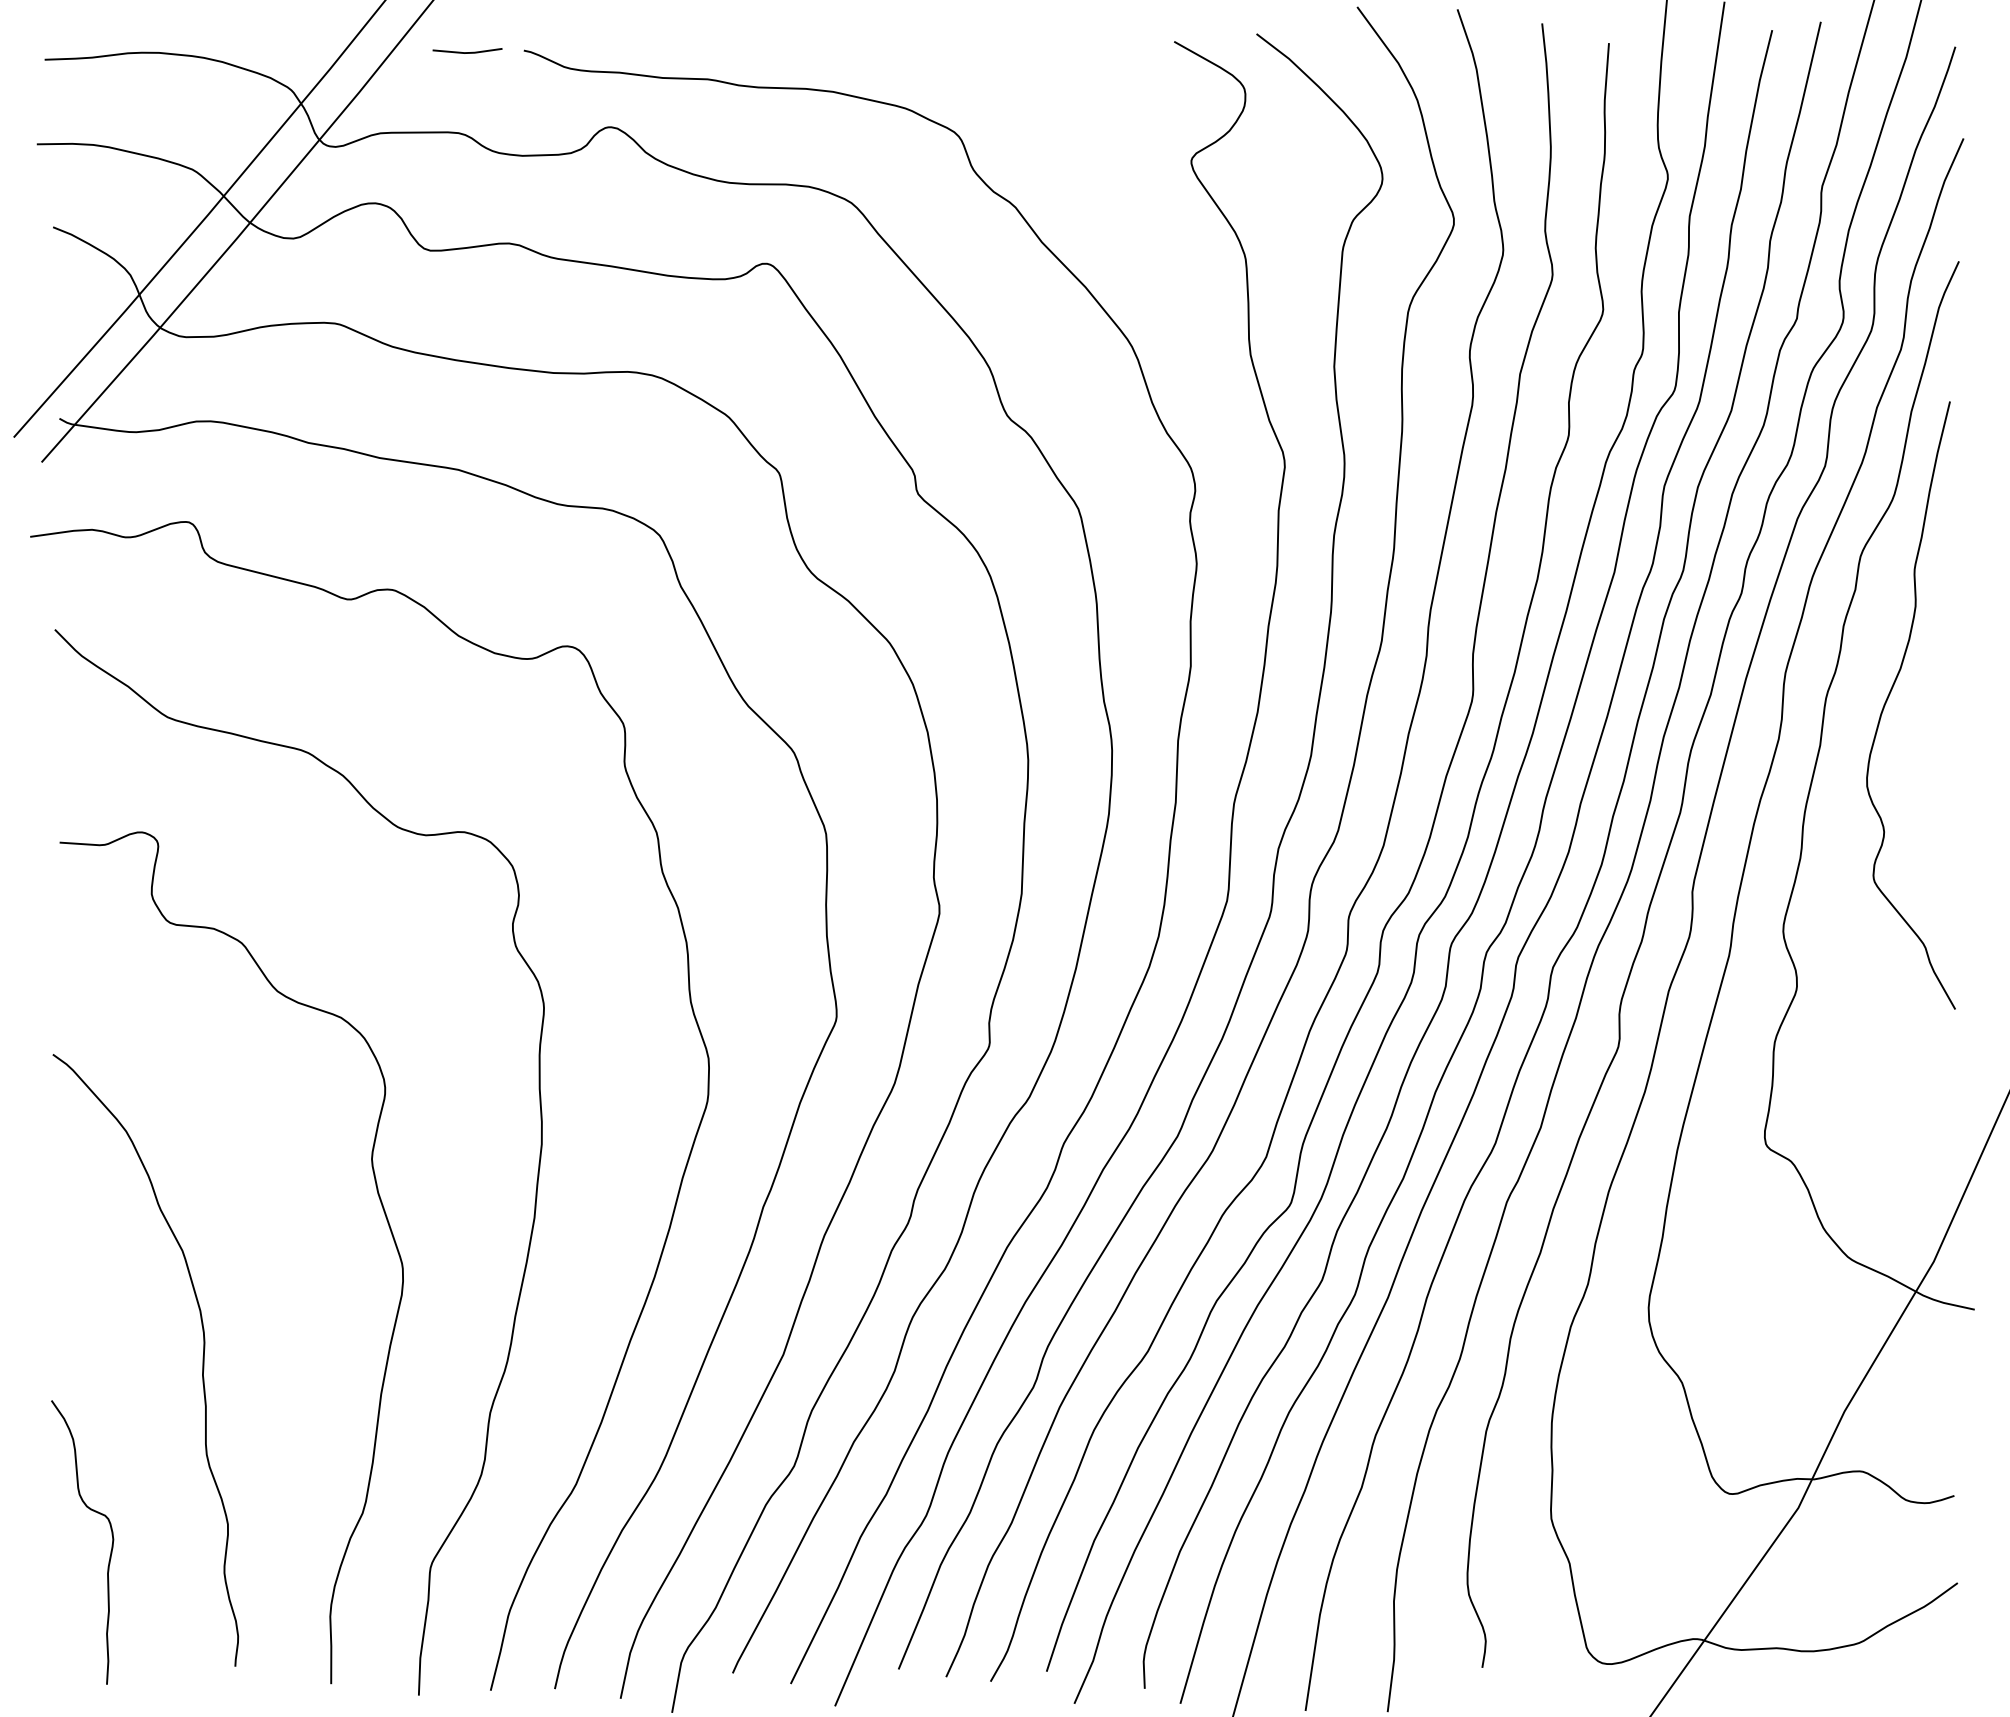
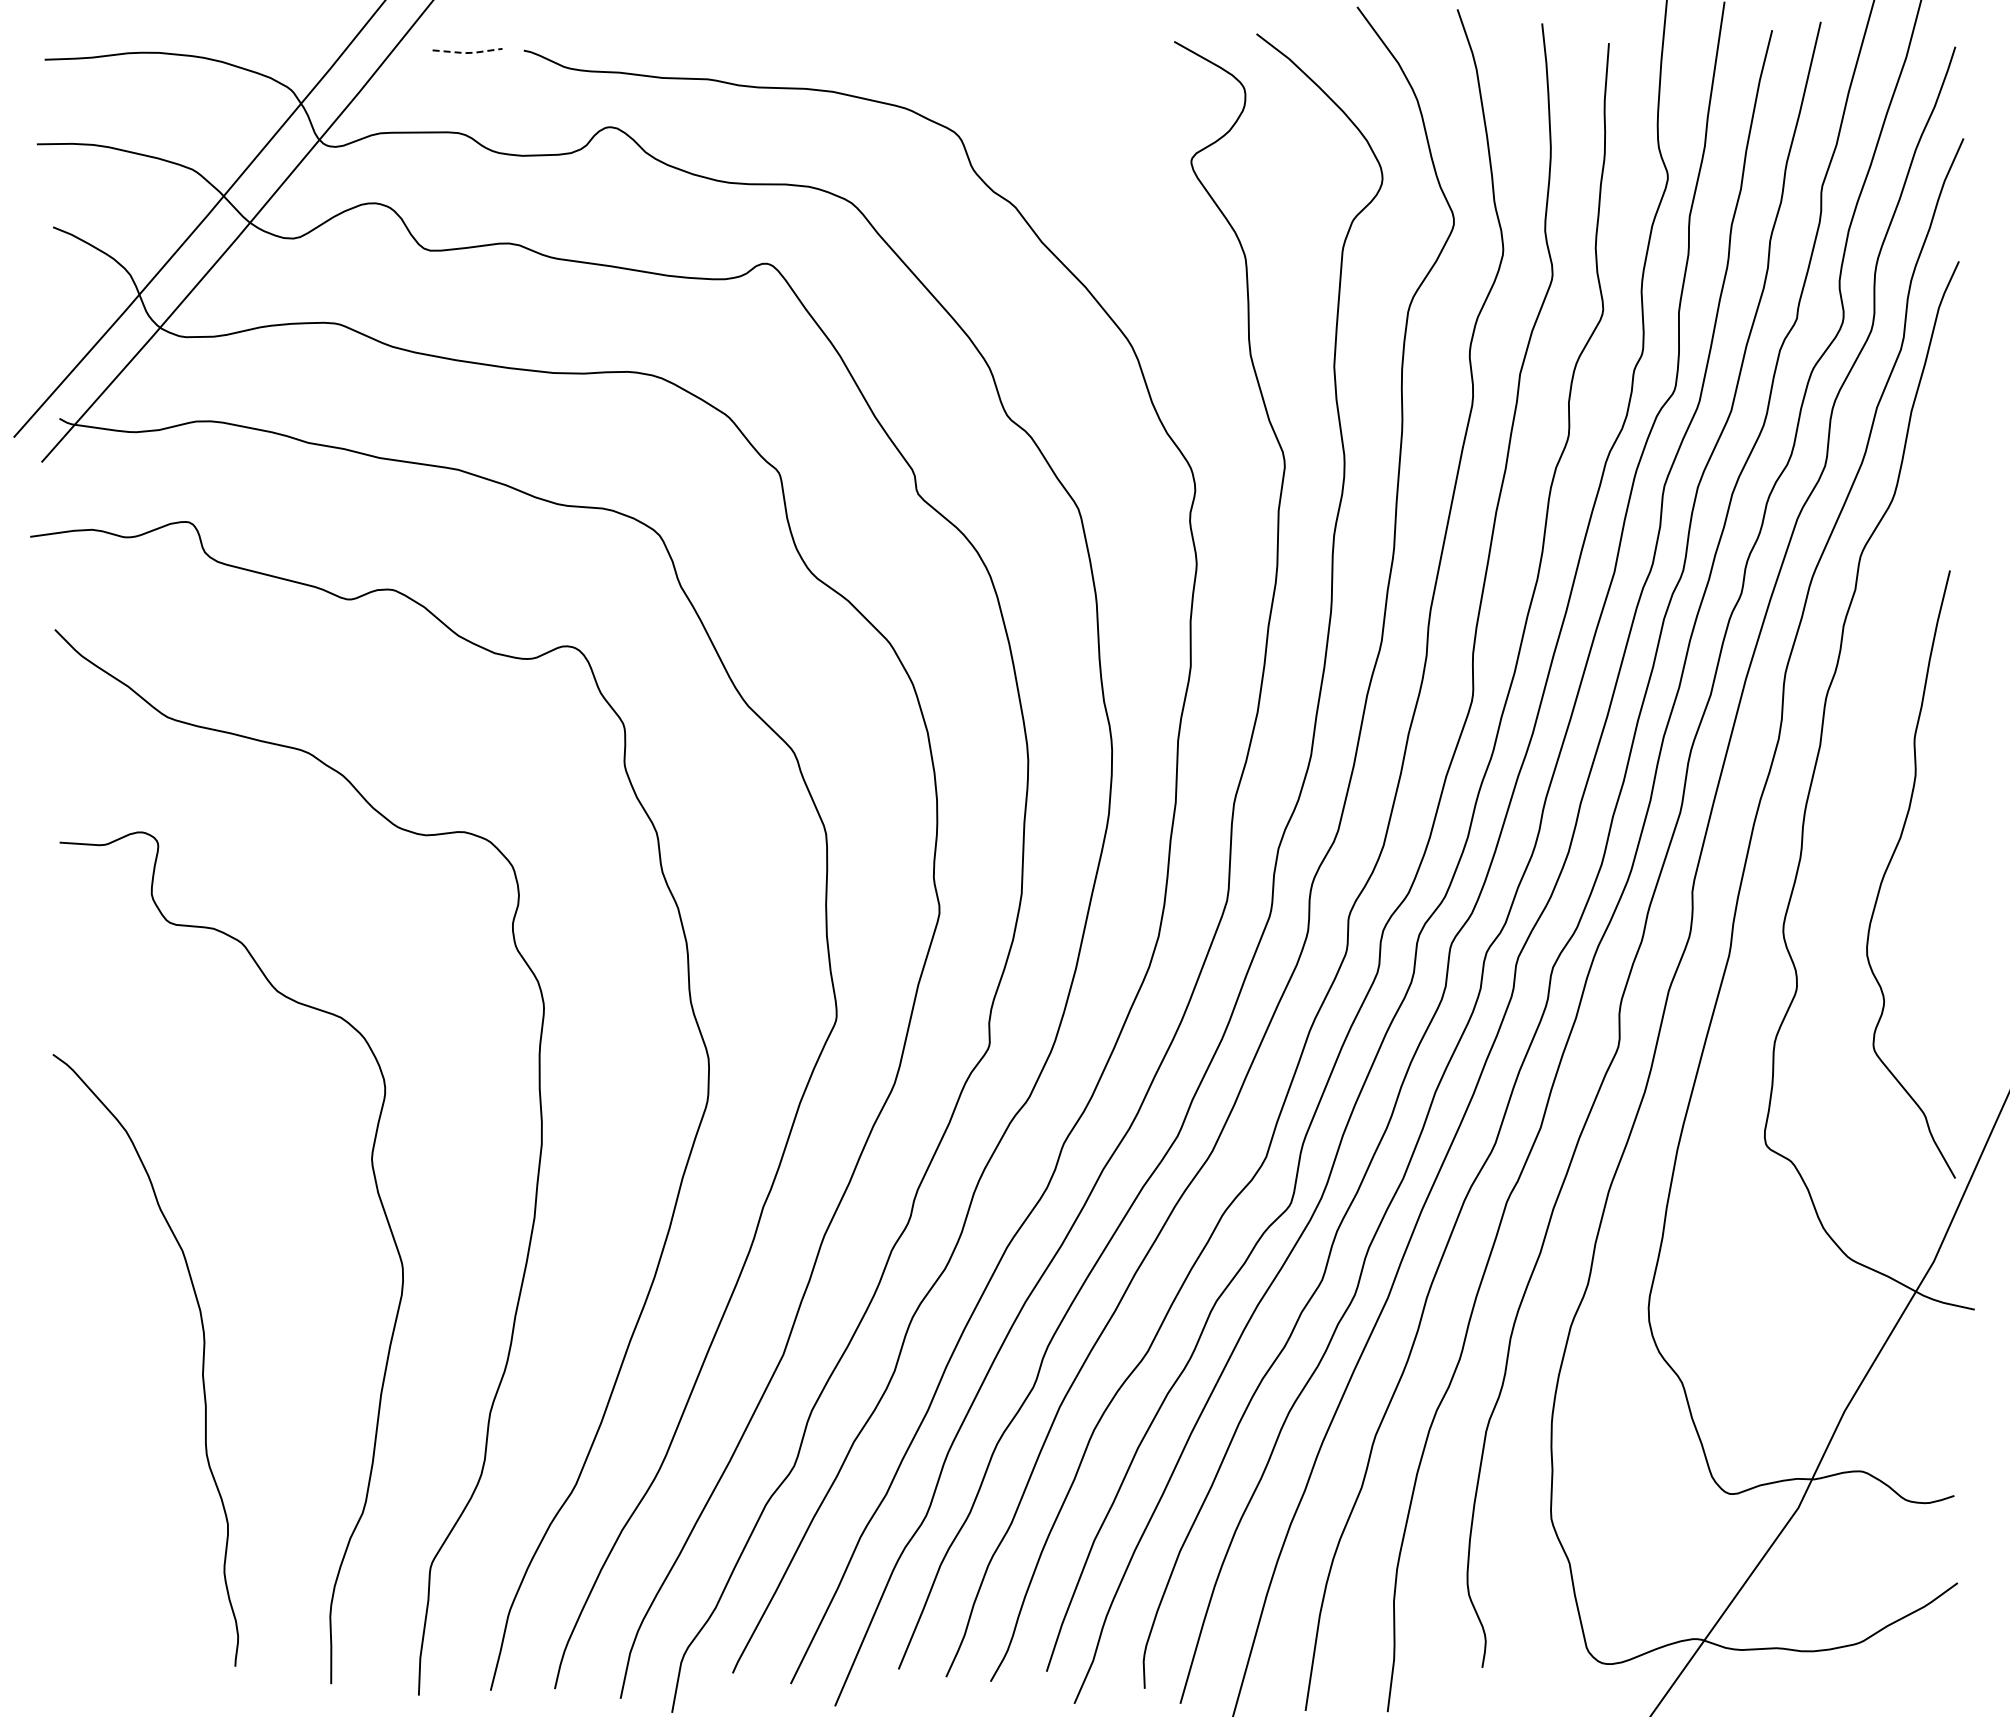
line: solid -> dashed (468, 52)
curve position: (1890, 694) -> (1890, 863) (1890, 863)
curve: present -> none (111, 1544)
